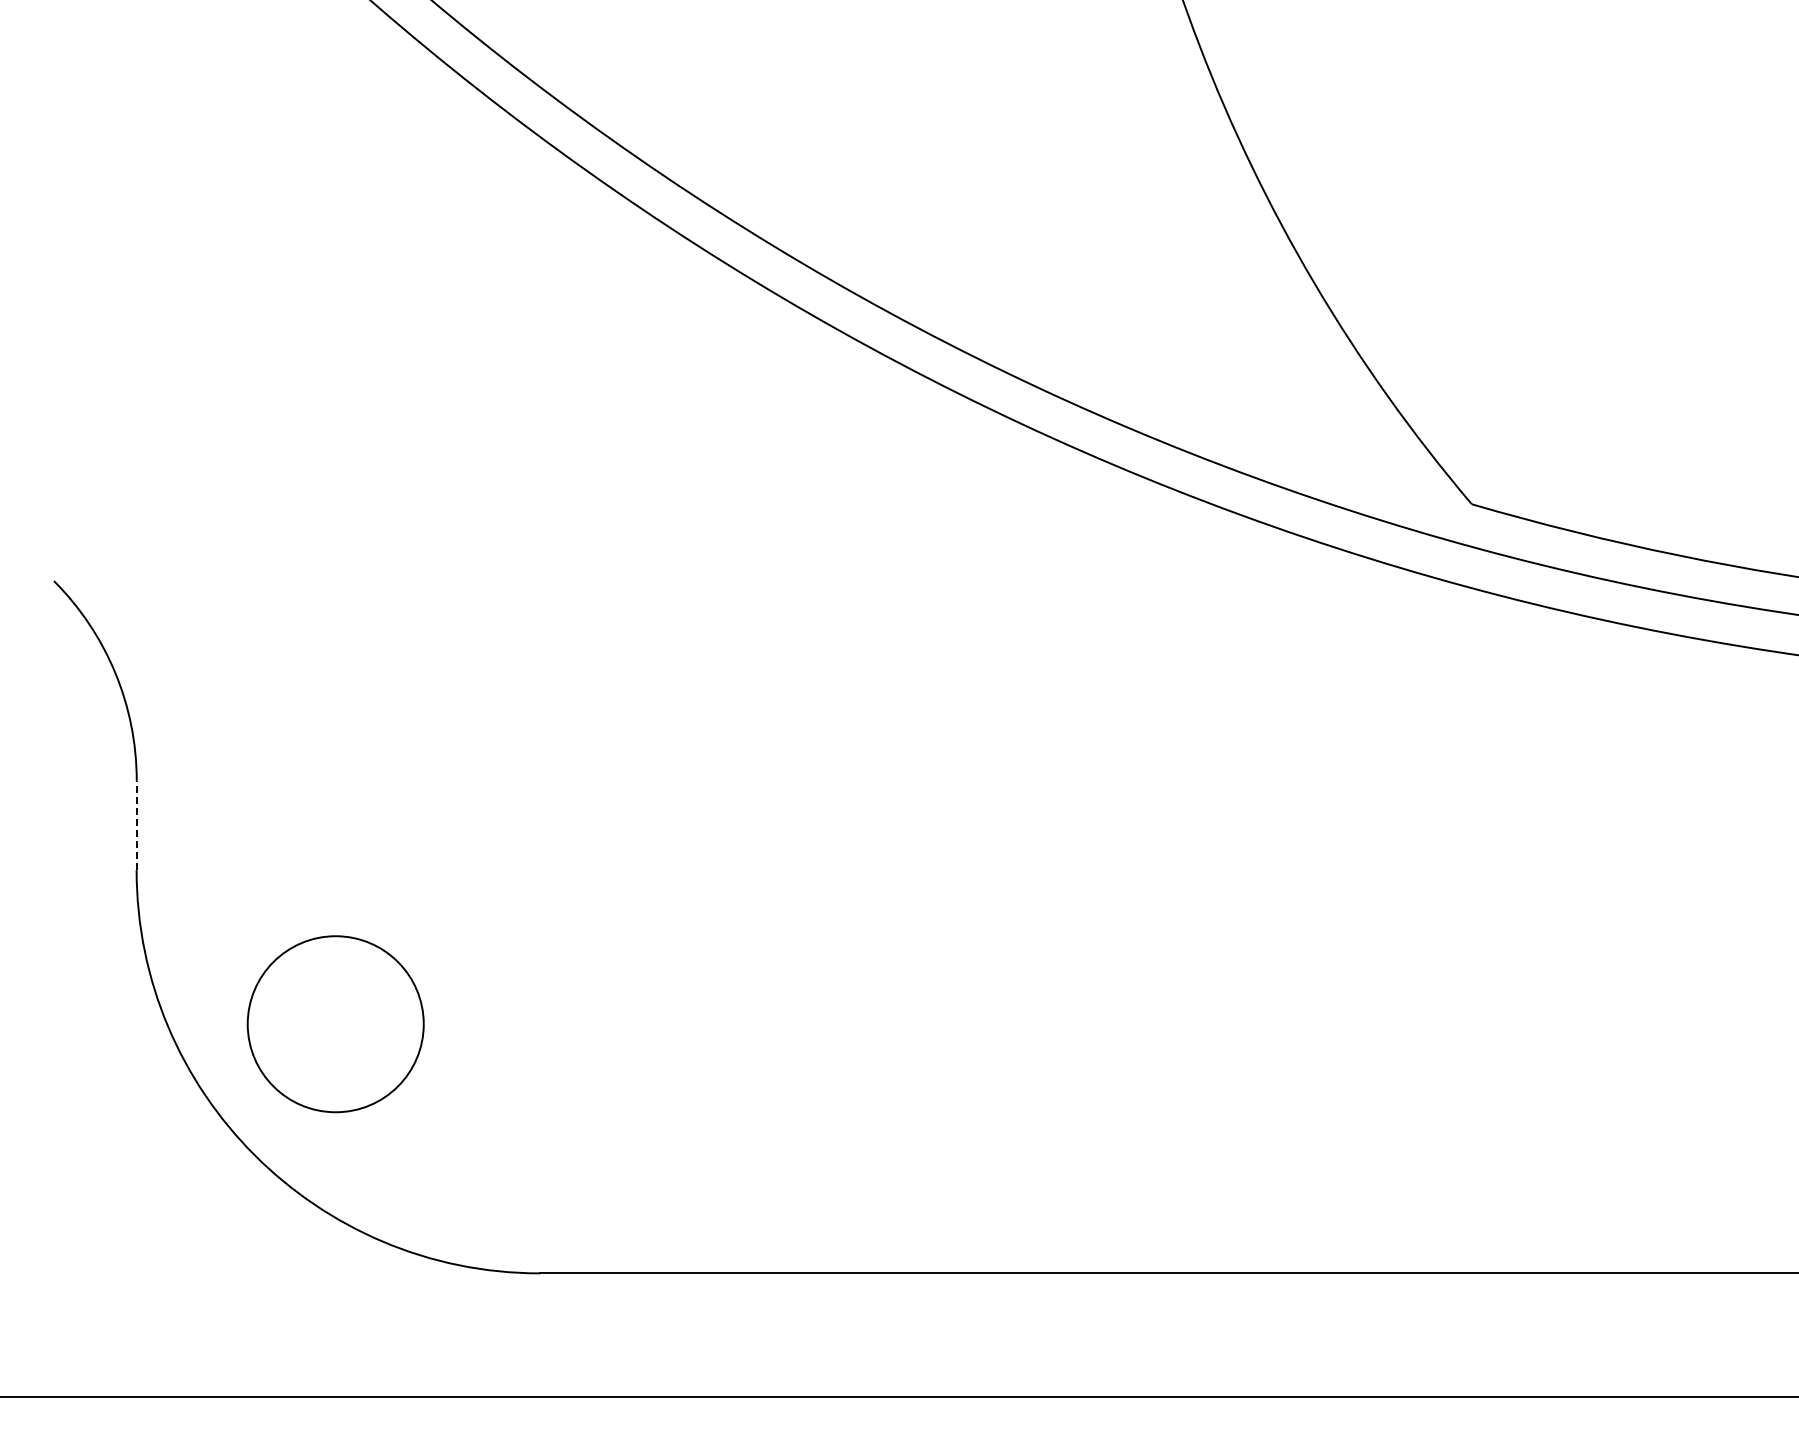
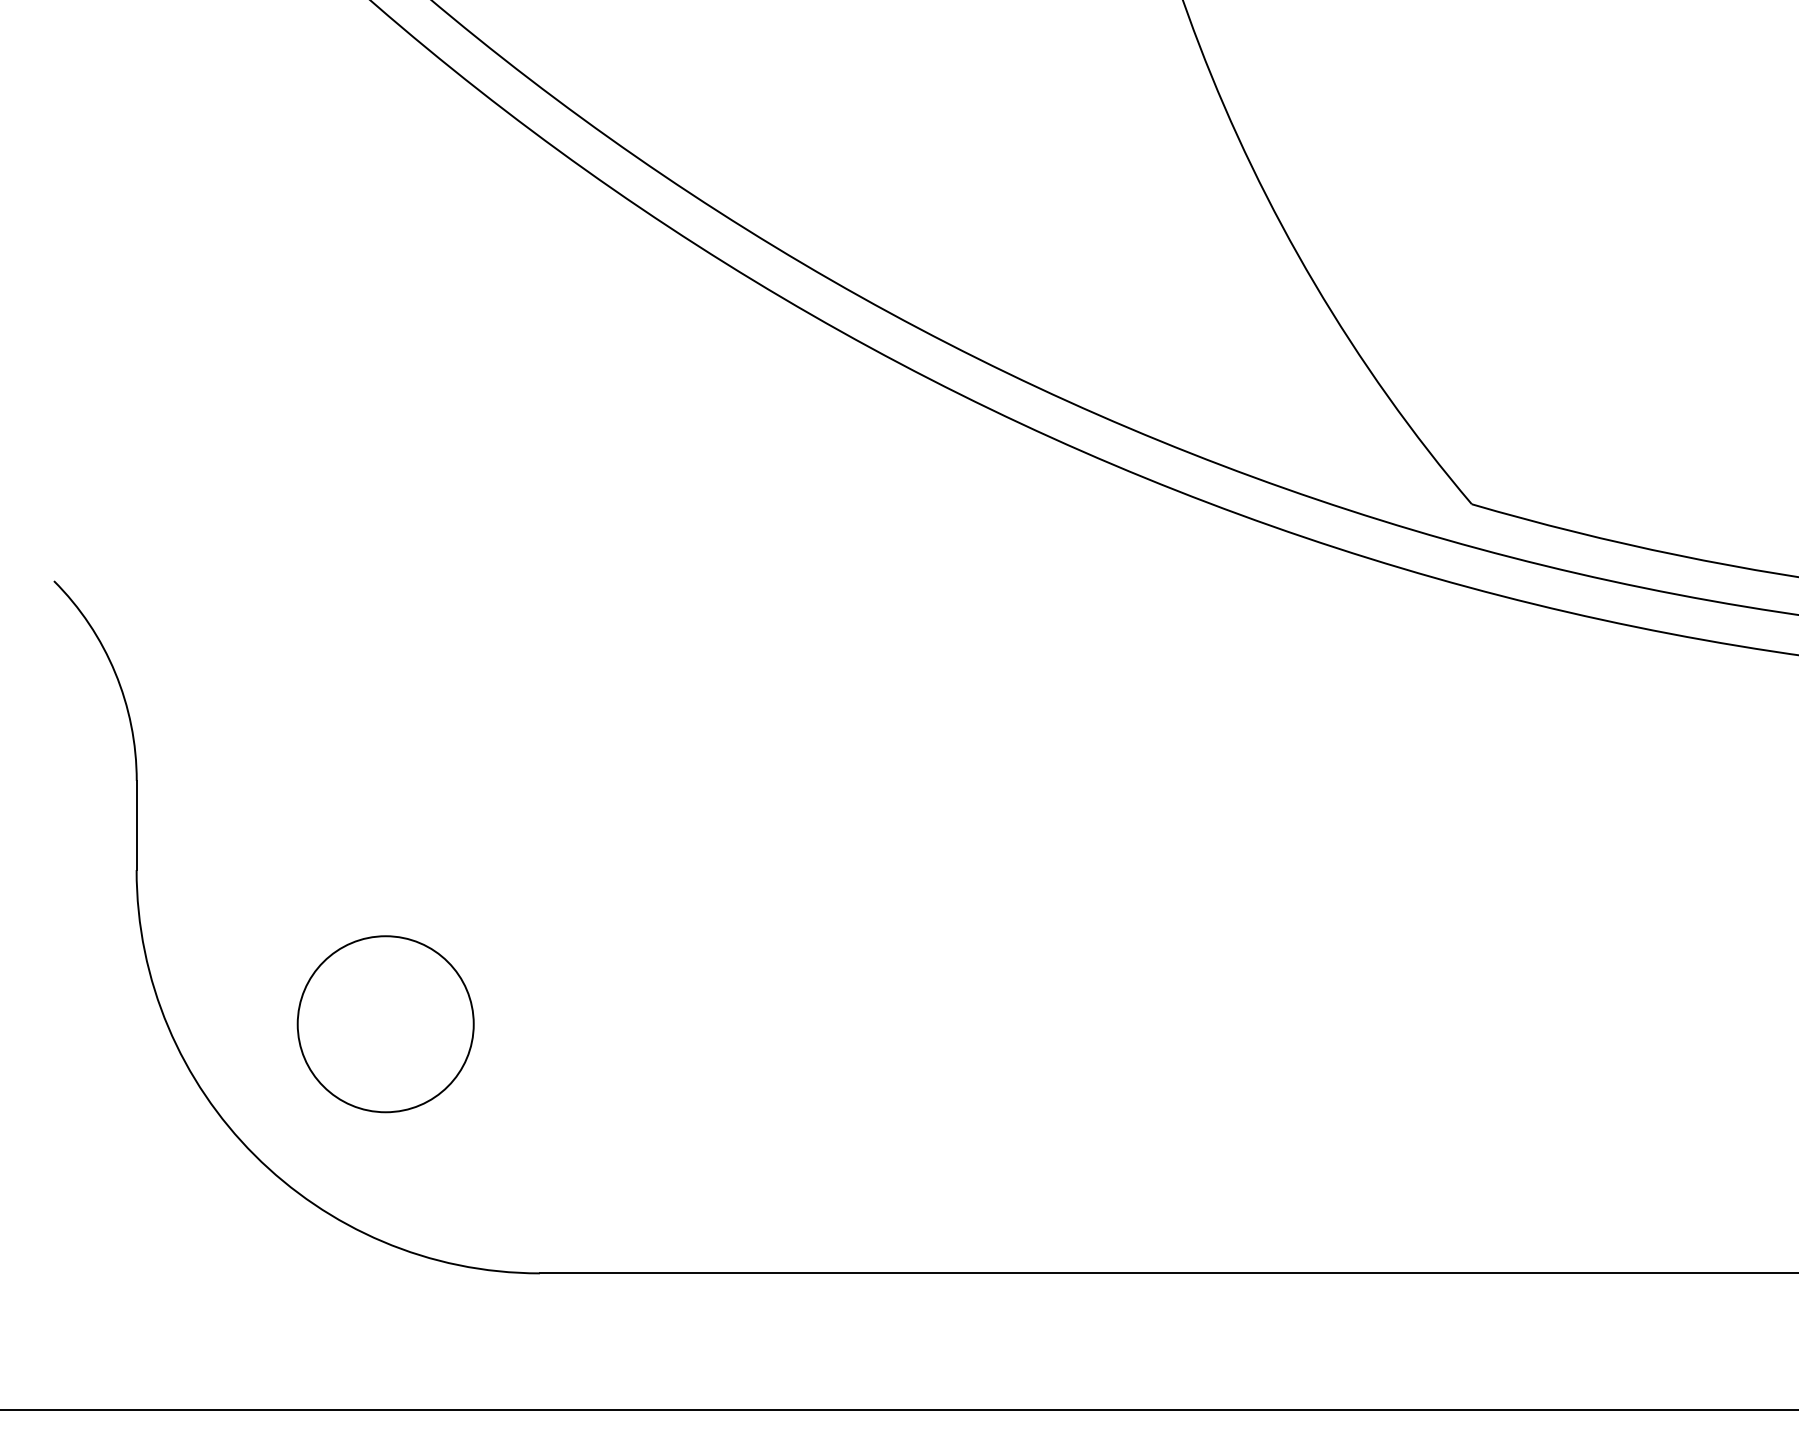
line: dashed -> solid (136, 825)
circle position: (335, 1024) -> (385, 1024) (385, 1024)
line position: (898, 1397) -> (898, 1410) (898, 1410)
